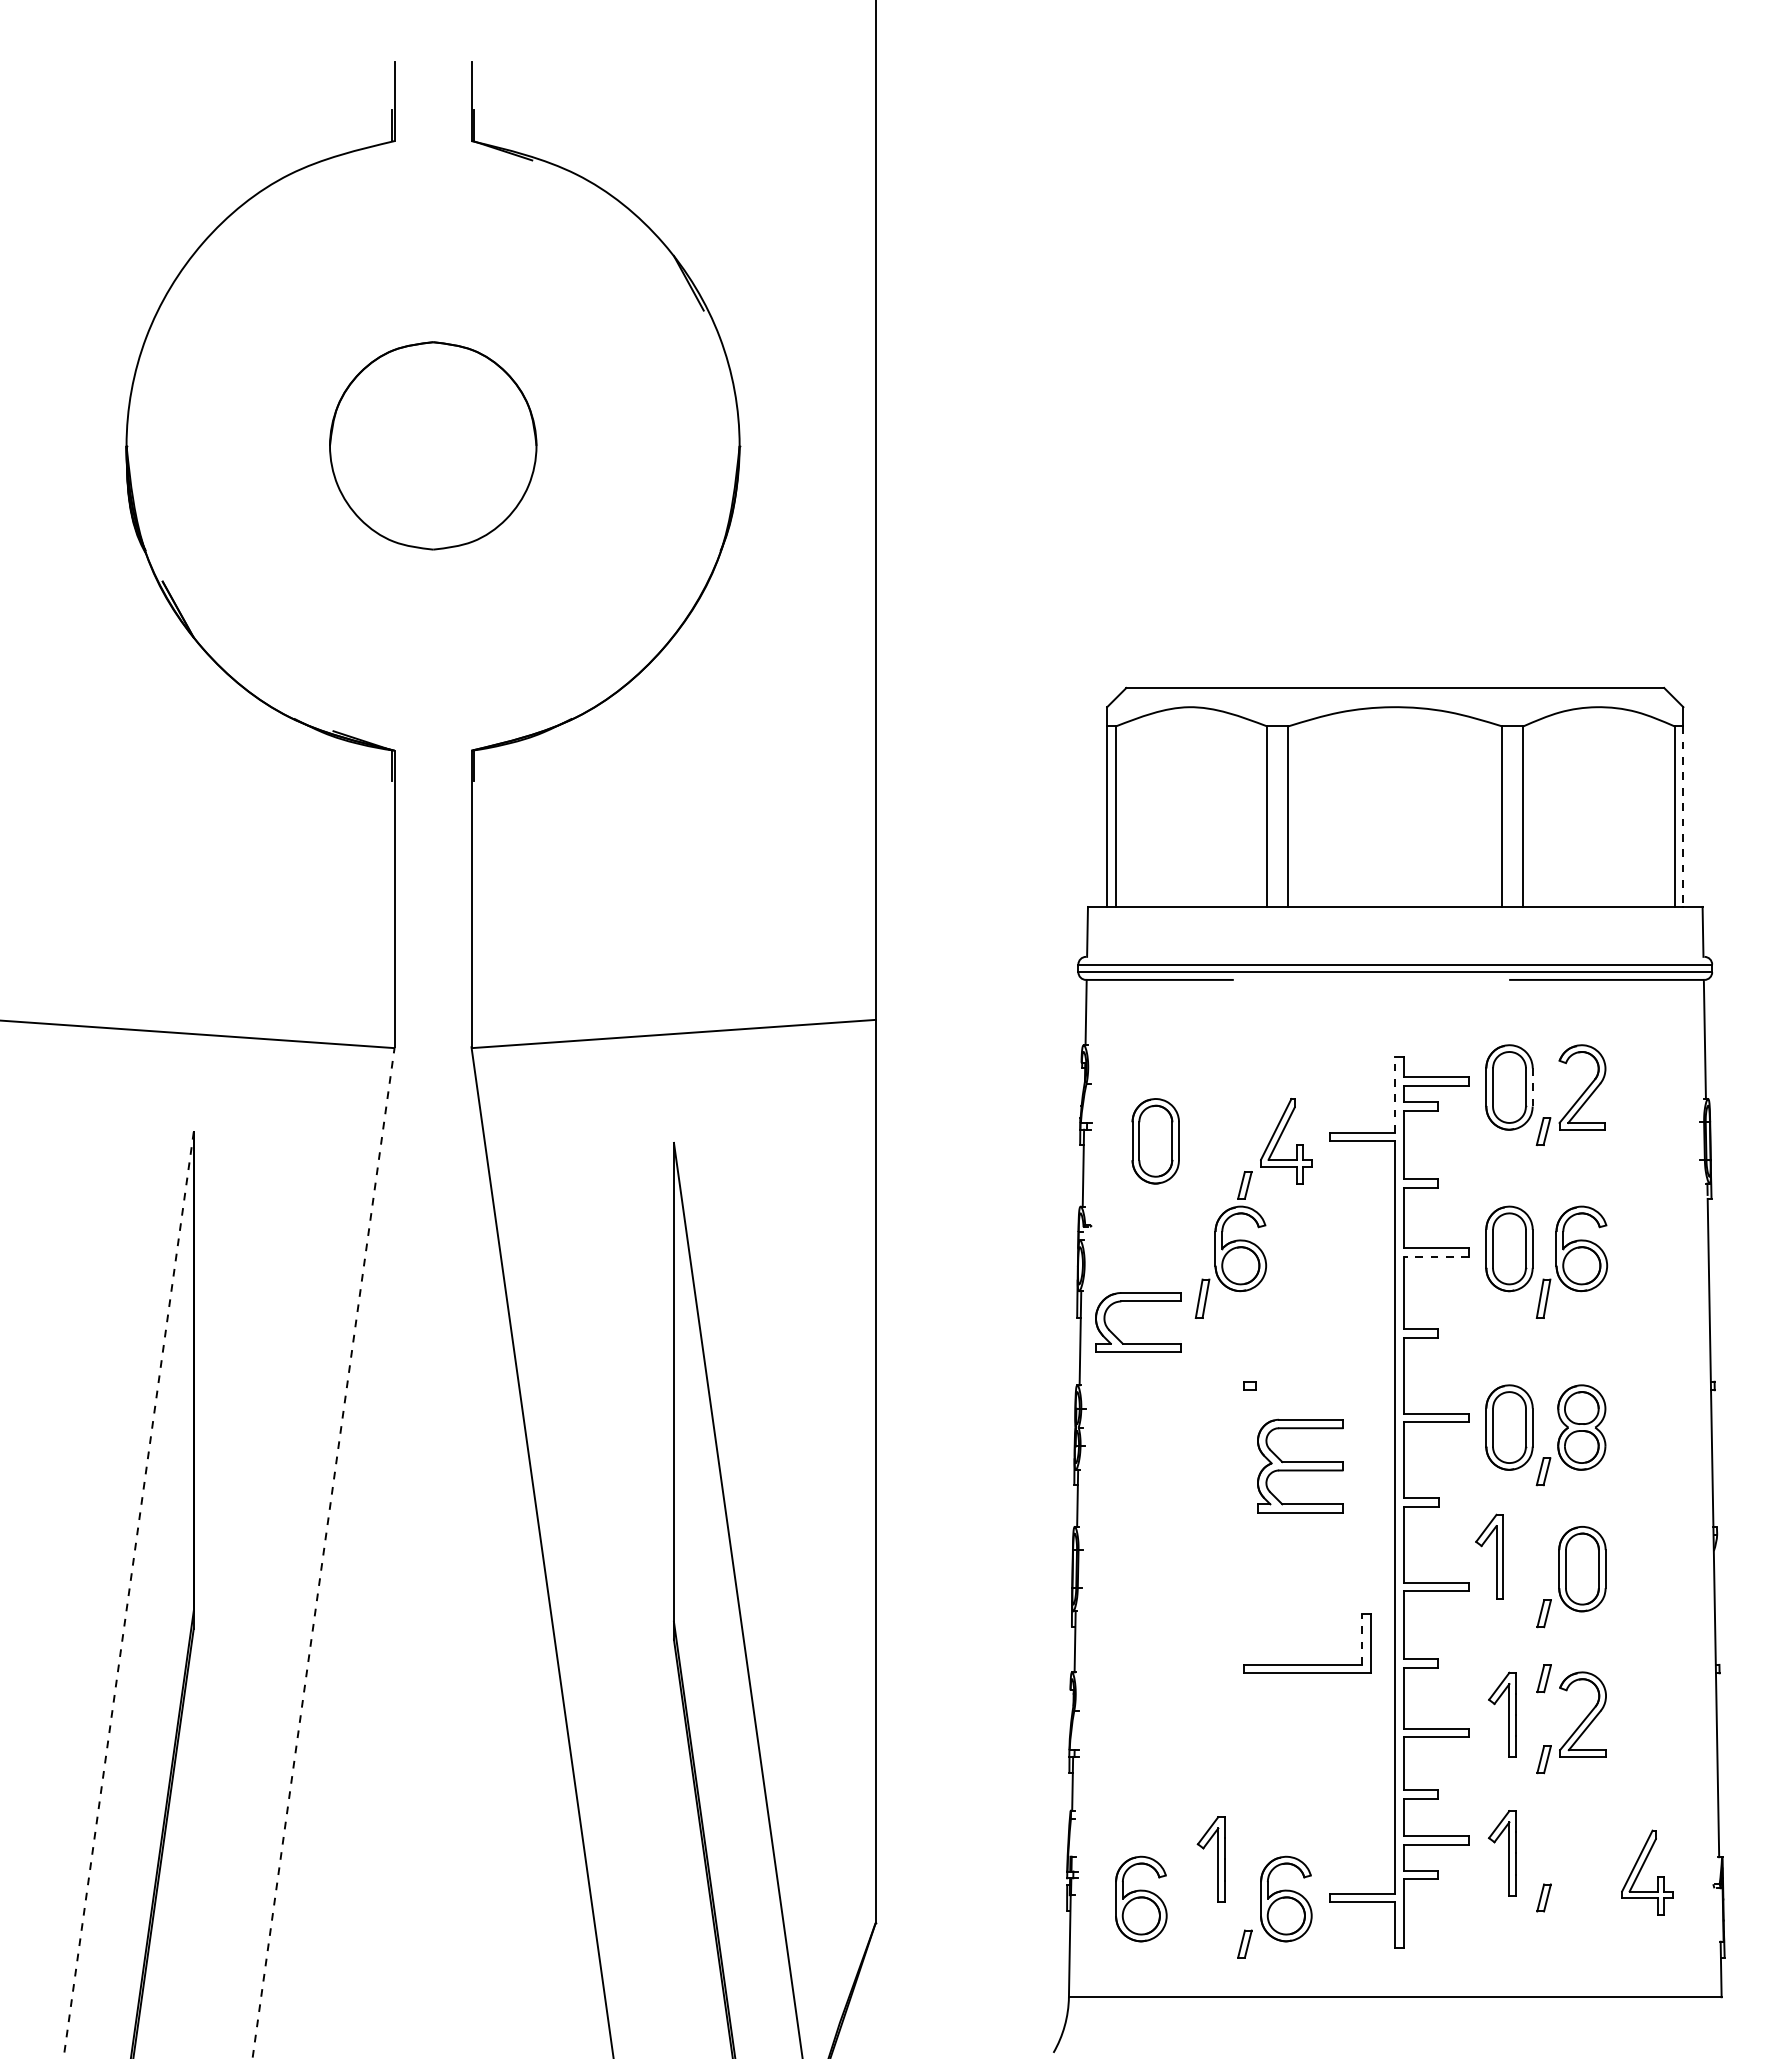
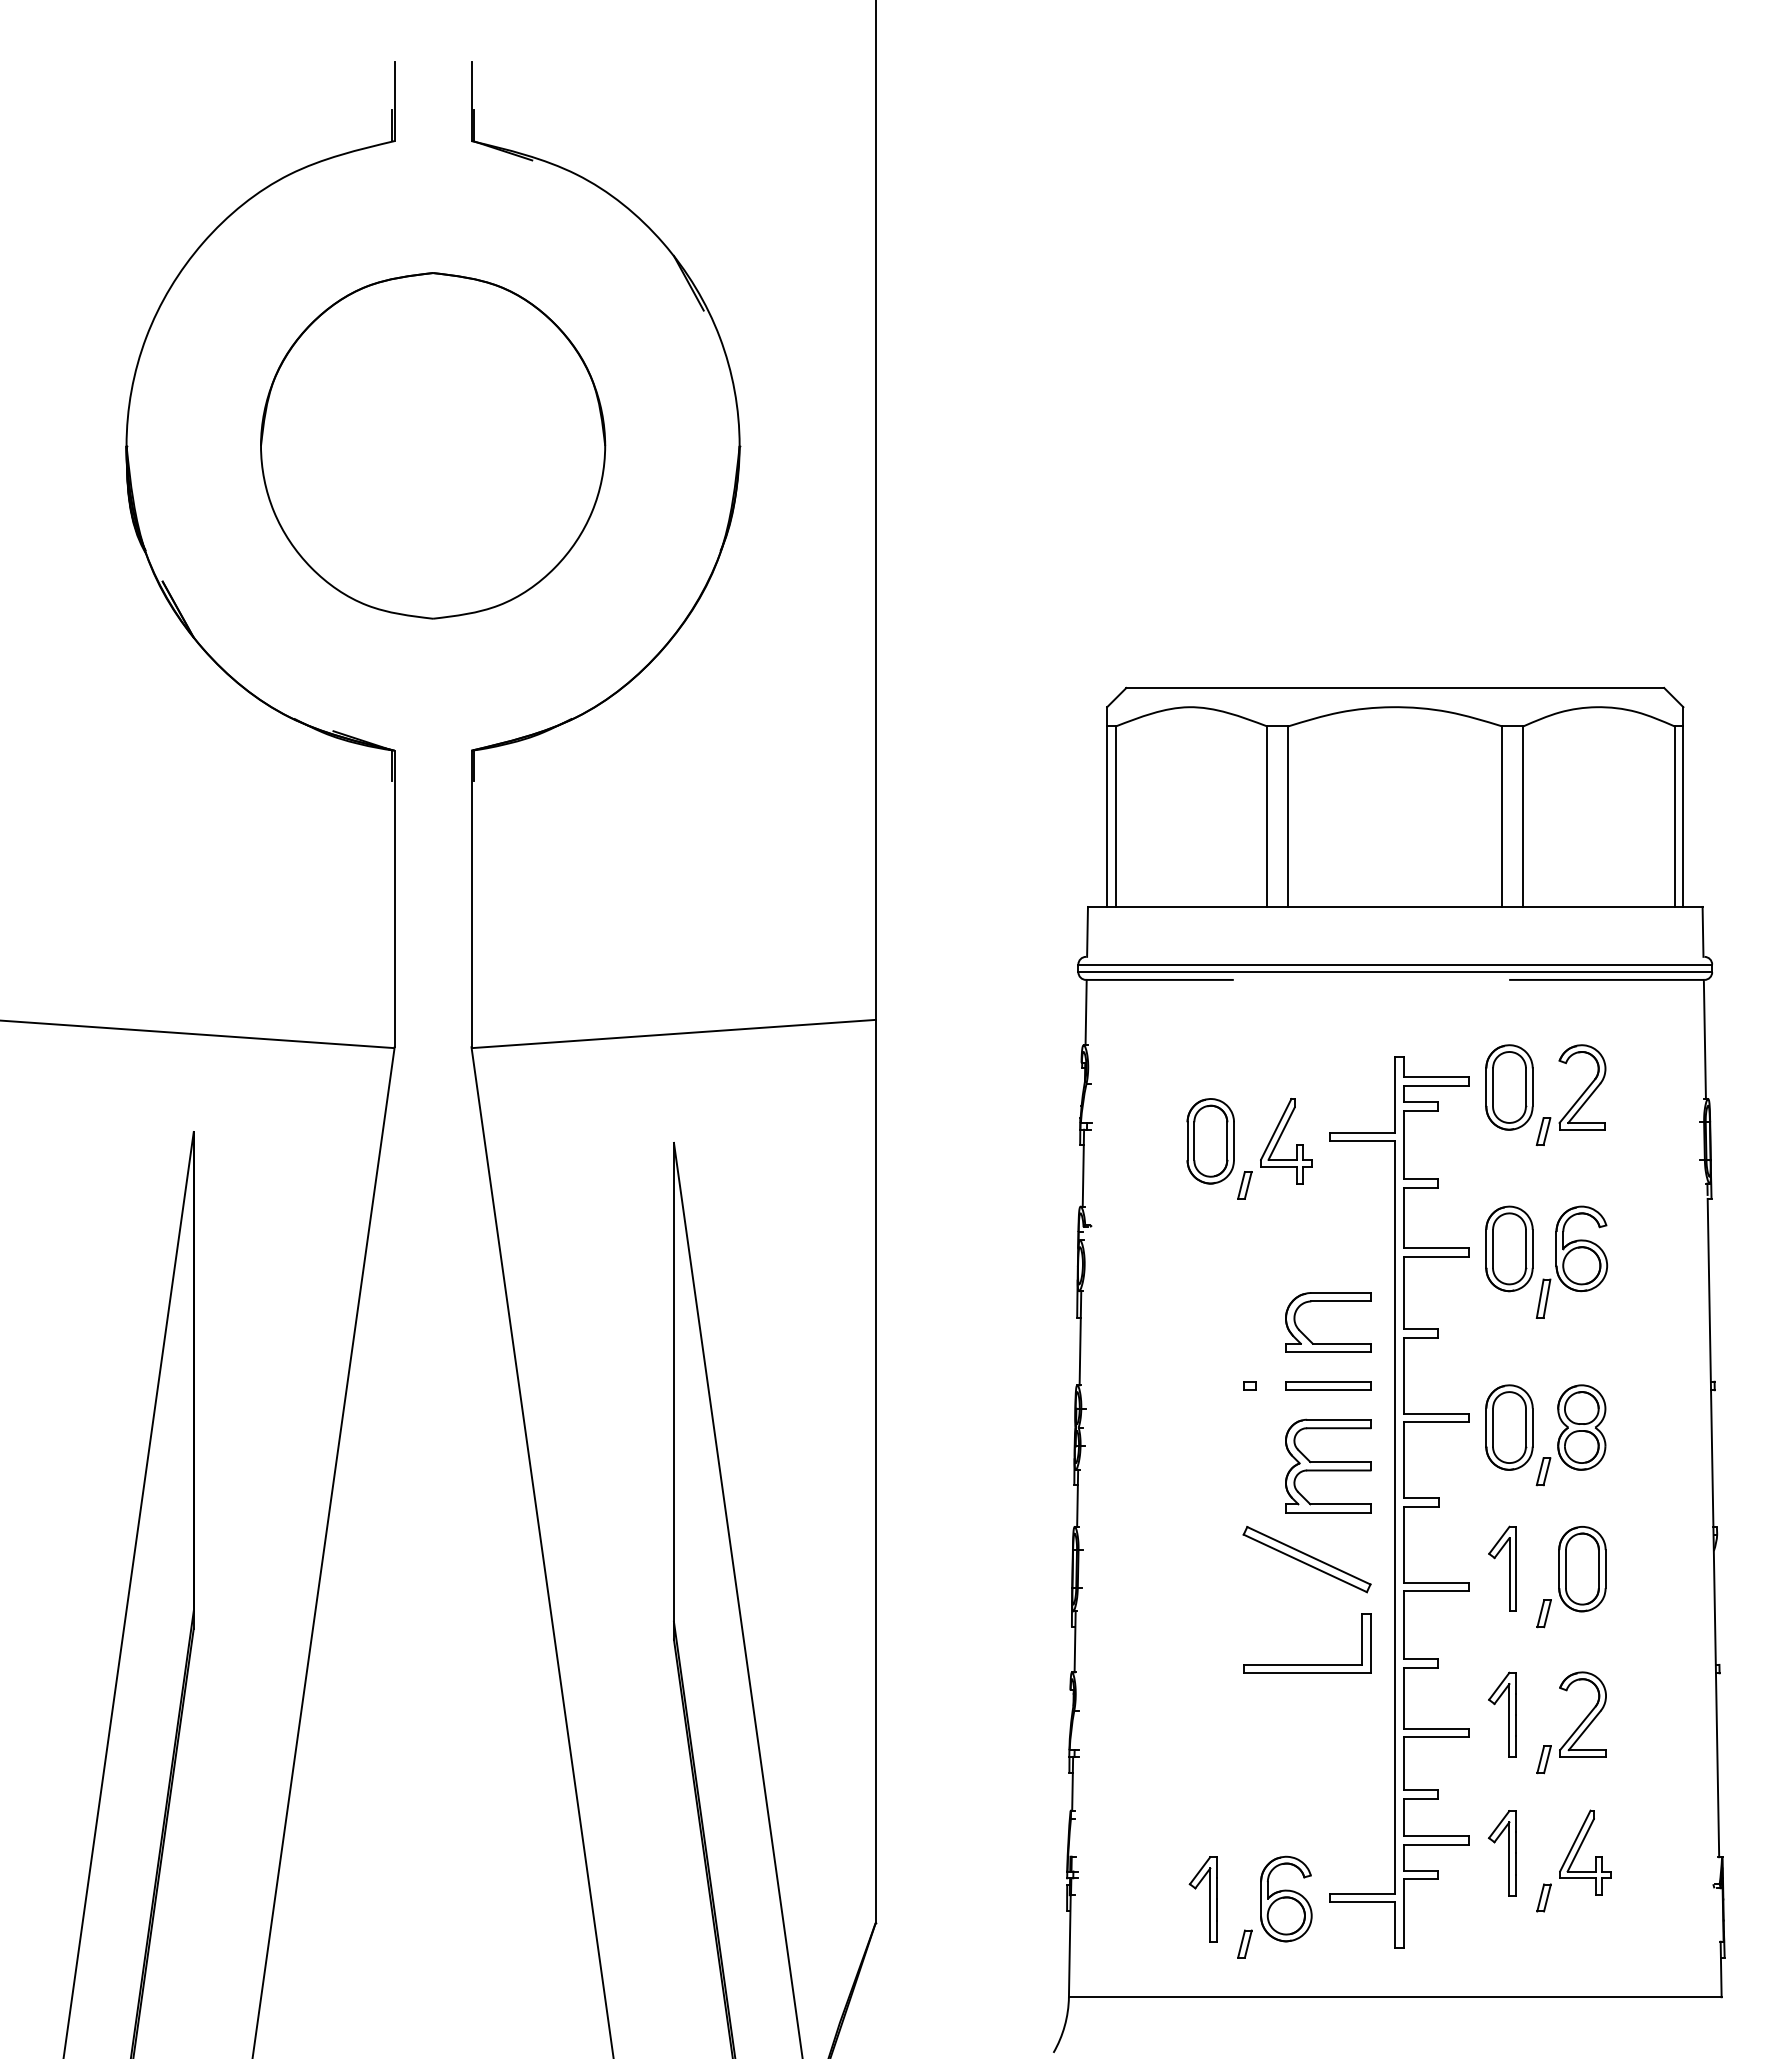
part size: 209x210 px -> 347x348 px (433, 445)
line: dashed -> solid (1683, 817)
line: dashed -> solid (1532, 1086)
line: dashed -> solid (1395, 1094)
part position: (1155, 1141) -> (1210, 1141) (1210, 1141)
line: dashed -> solid (1436, 1256)
part: present -> none (1230, 1261)
part position: (1138, 1301) -> (1328, 1301) (1328, 1301)
part: none -> present (1328, 1385)
part position: (1300, 1465) -> (1328, 1465) (1328, 1465)
line: dashed -> solid (323, 1552)
part position: (1496, 1556) -> (1509, 1568) (1509, 1568)
part: none -> present (1306, 1559)
line: dashed -> solid (128, 1595)
line: dashed -> solid (1362, 1639)
part: present -> none (1543, 1678)
part position: (1217, 1859) -> (1209, 1899) (1209, 1899)
part position: (1641, 1870) -> (1579, 1850) (1579, 1850)
part: present -> none (1141, 1898)
